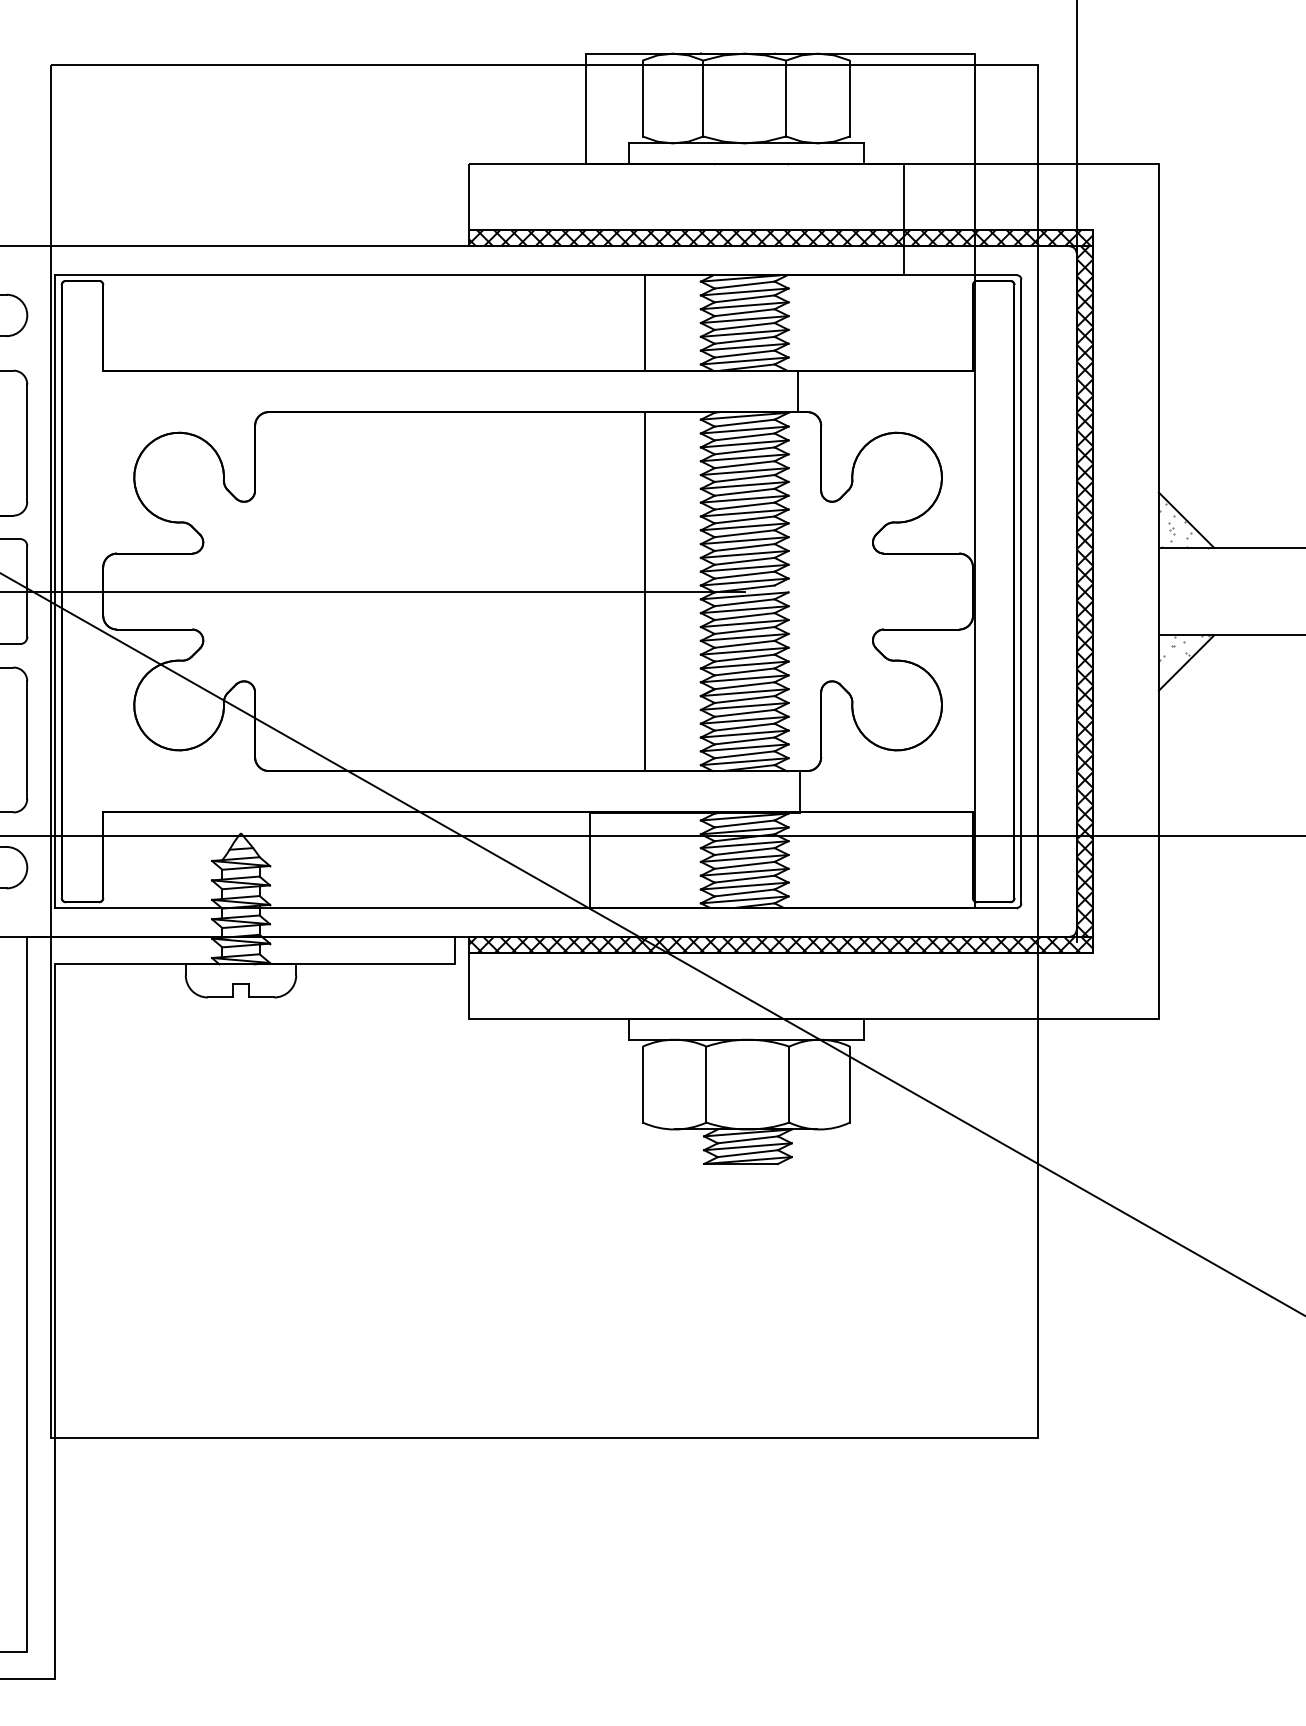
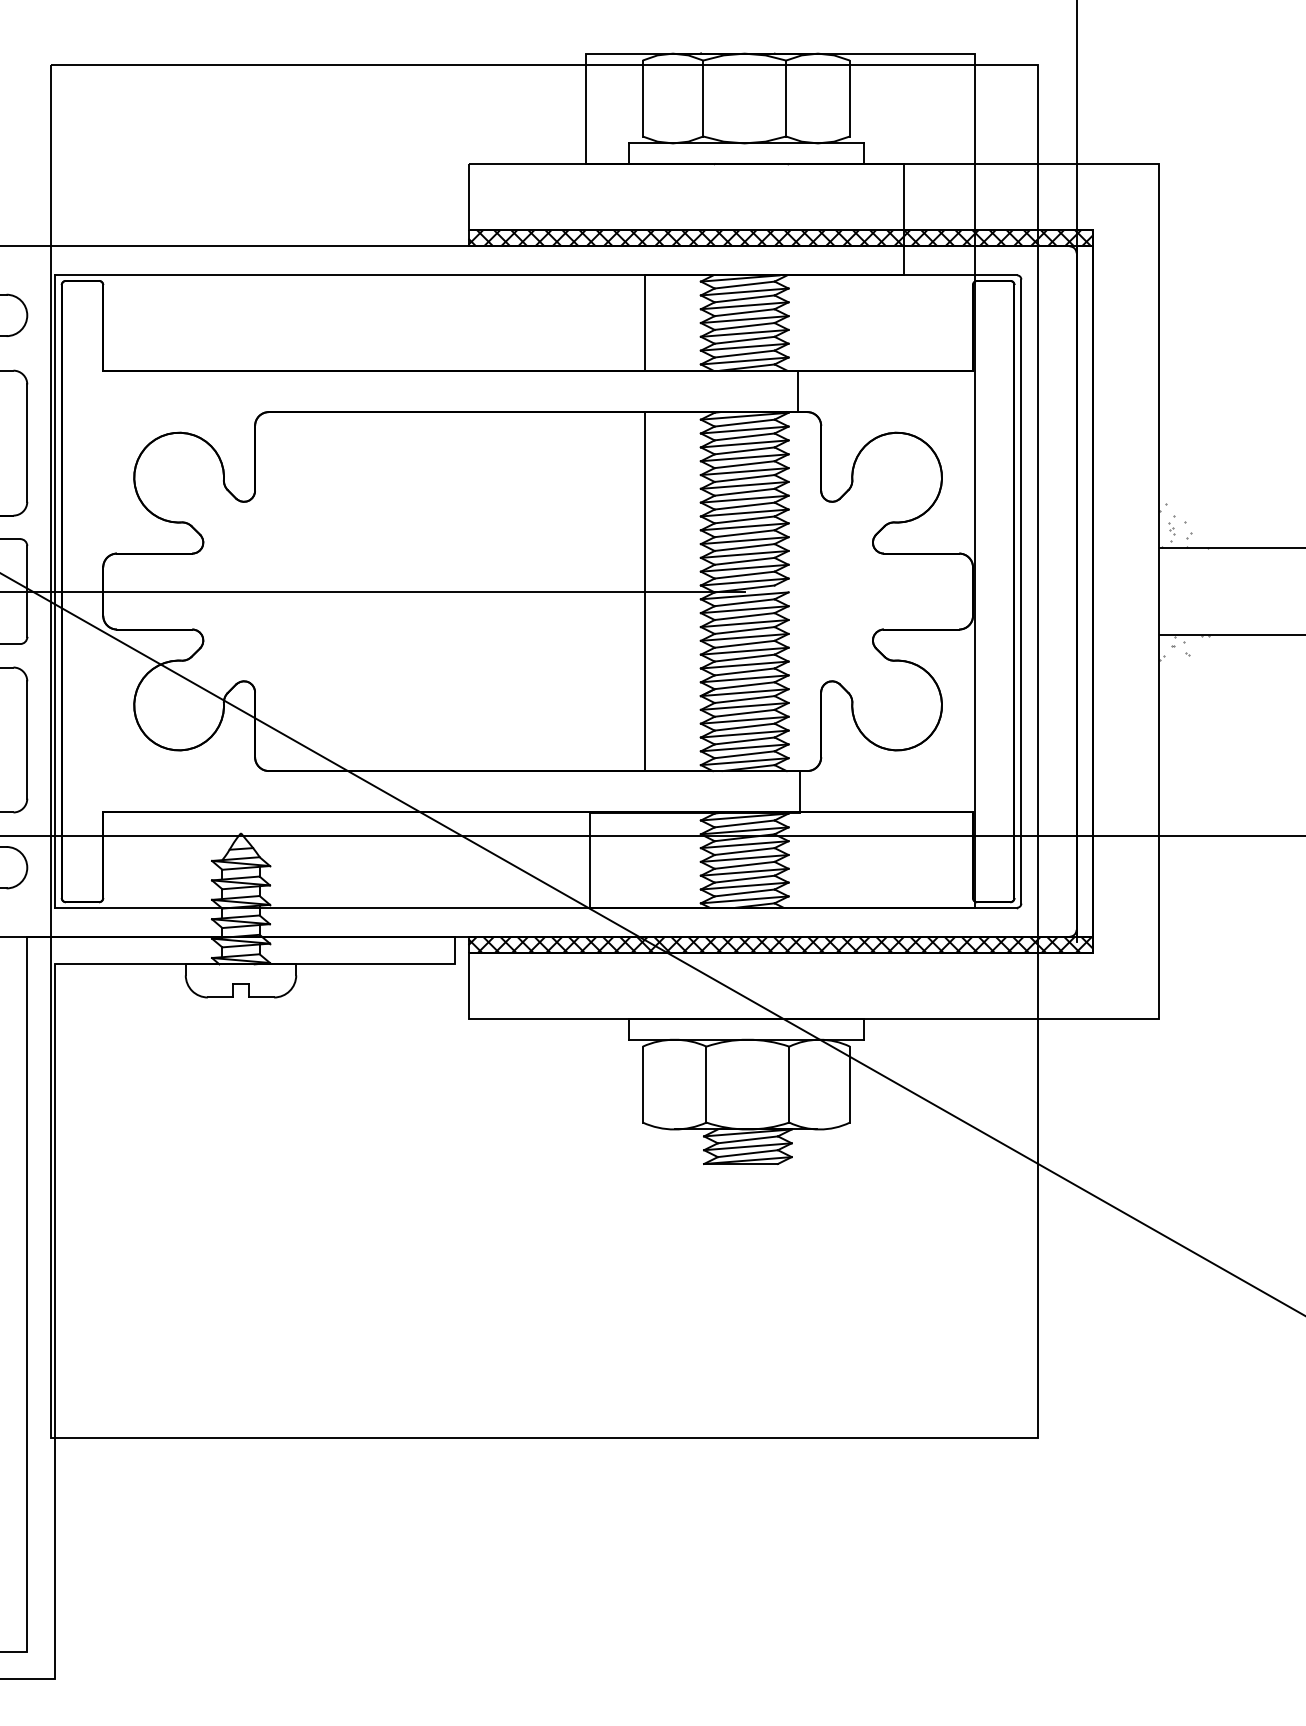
line: present -> none (1186, 519)
hatch: present -> none (1084, 591)
line: present -> none (1186, 662)
